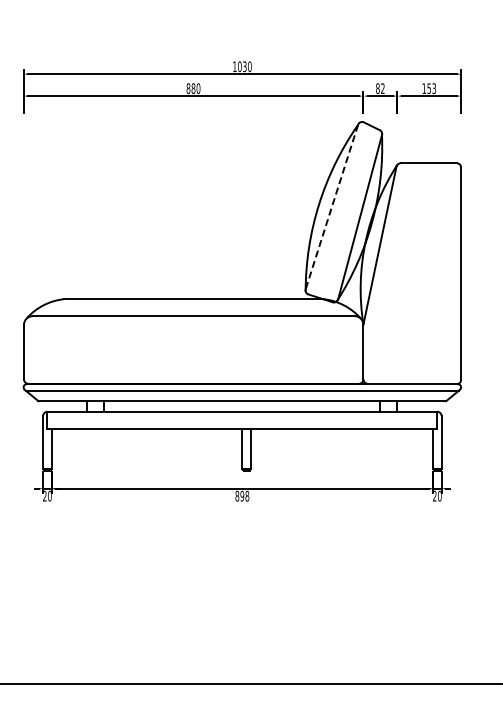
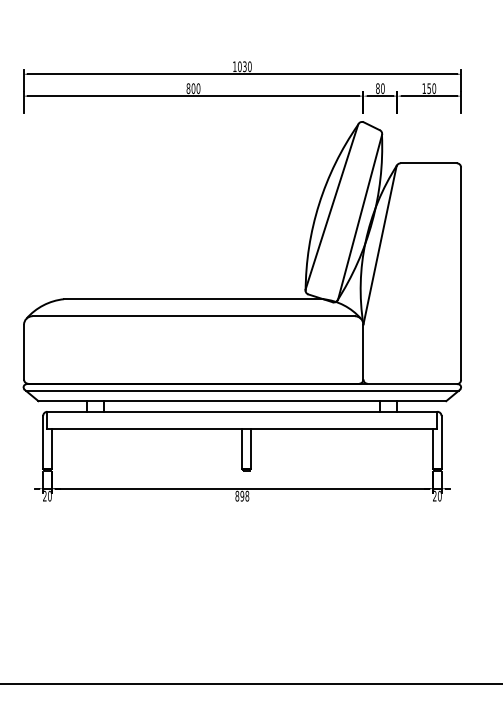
text: 880 -> 800 (193, 88)
text: 82 -> 80 (382, 88)
text: 153 -> 150 (434, 88)
line: dashed -> solid (331, 207)
